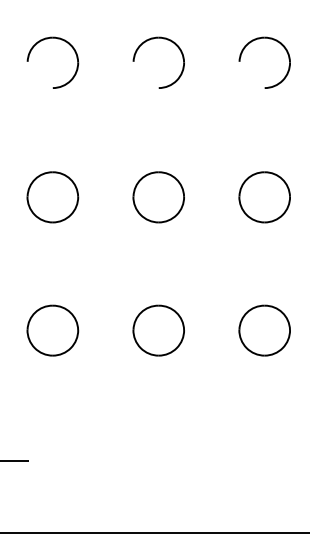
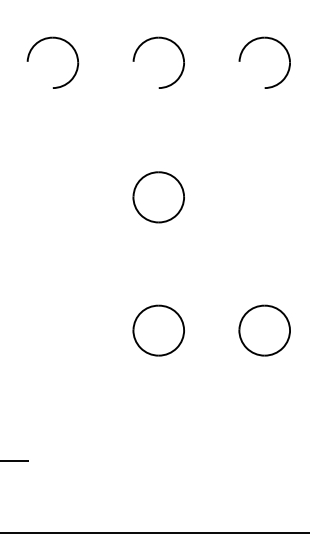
part: present -> none (52, 197)
part: present -> none (264, 197)
part: present -> none (52, 330)
